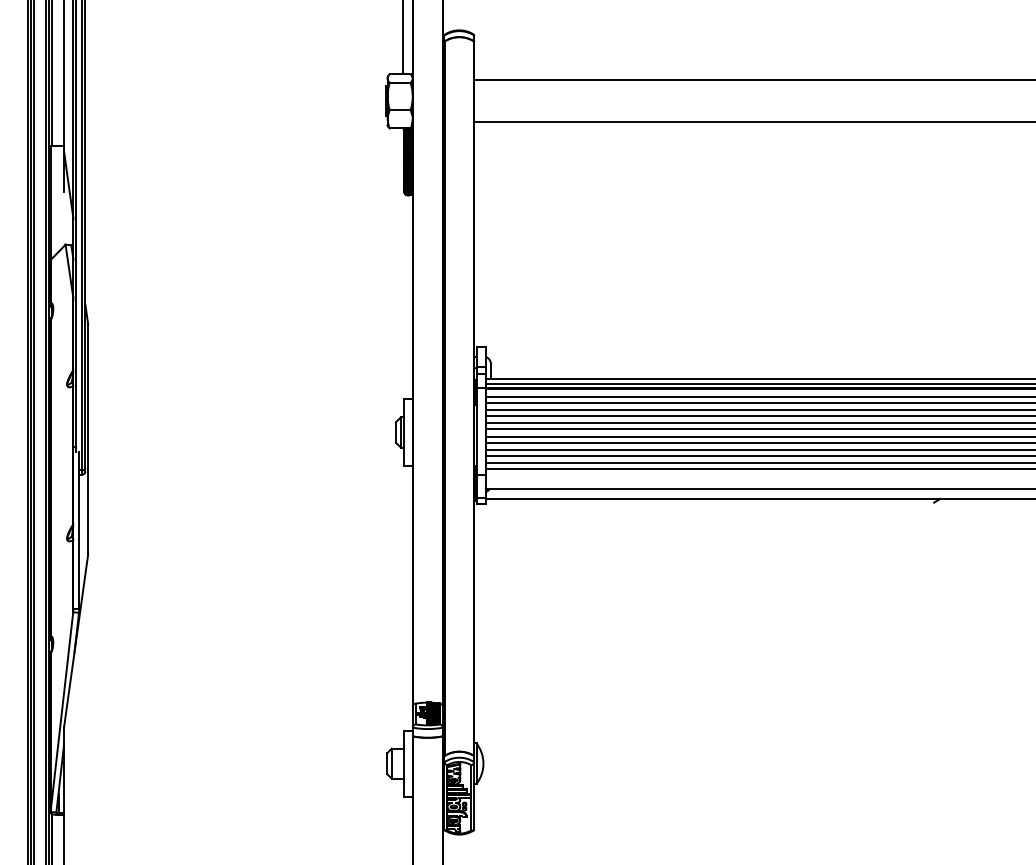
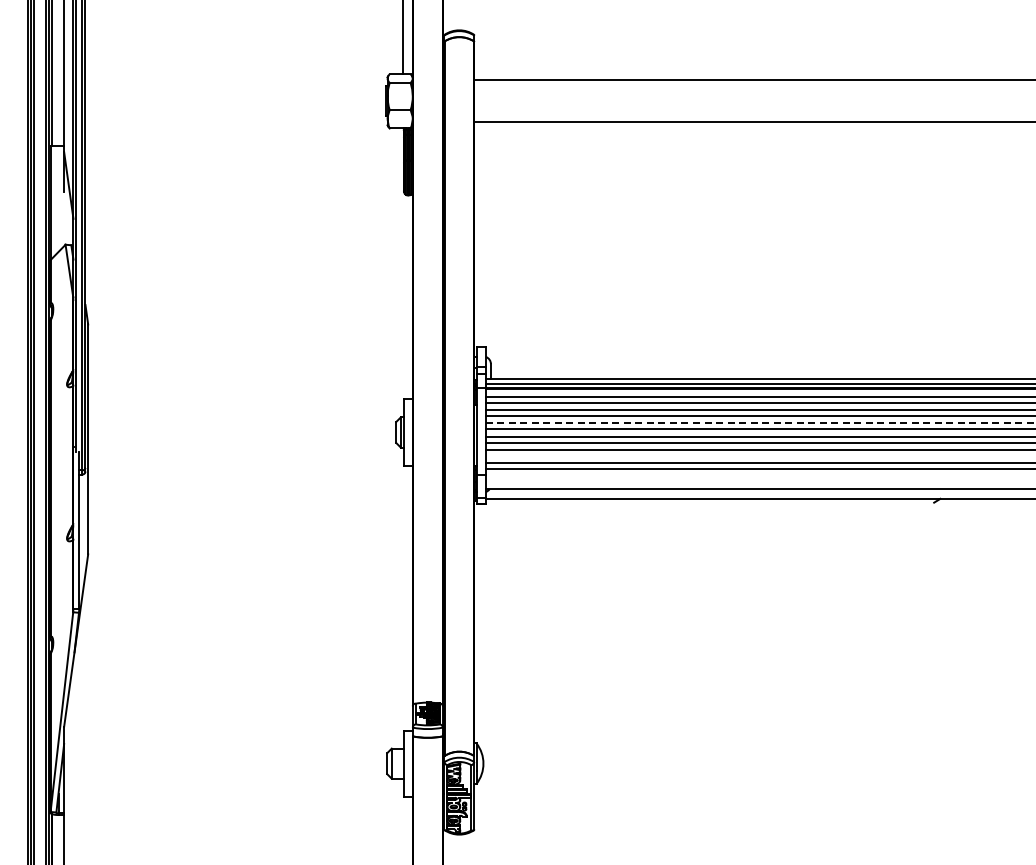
line: solid -> dashed (760, 423)
line: present -> none (758, 455)
